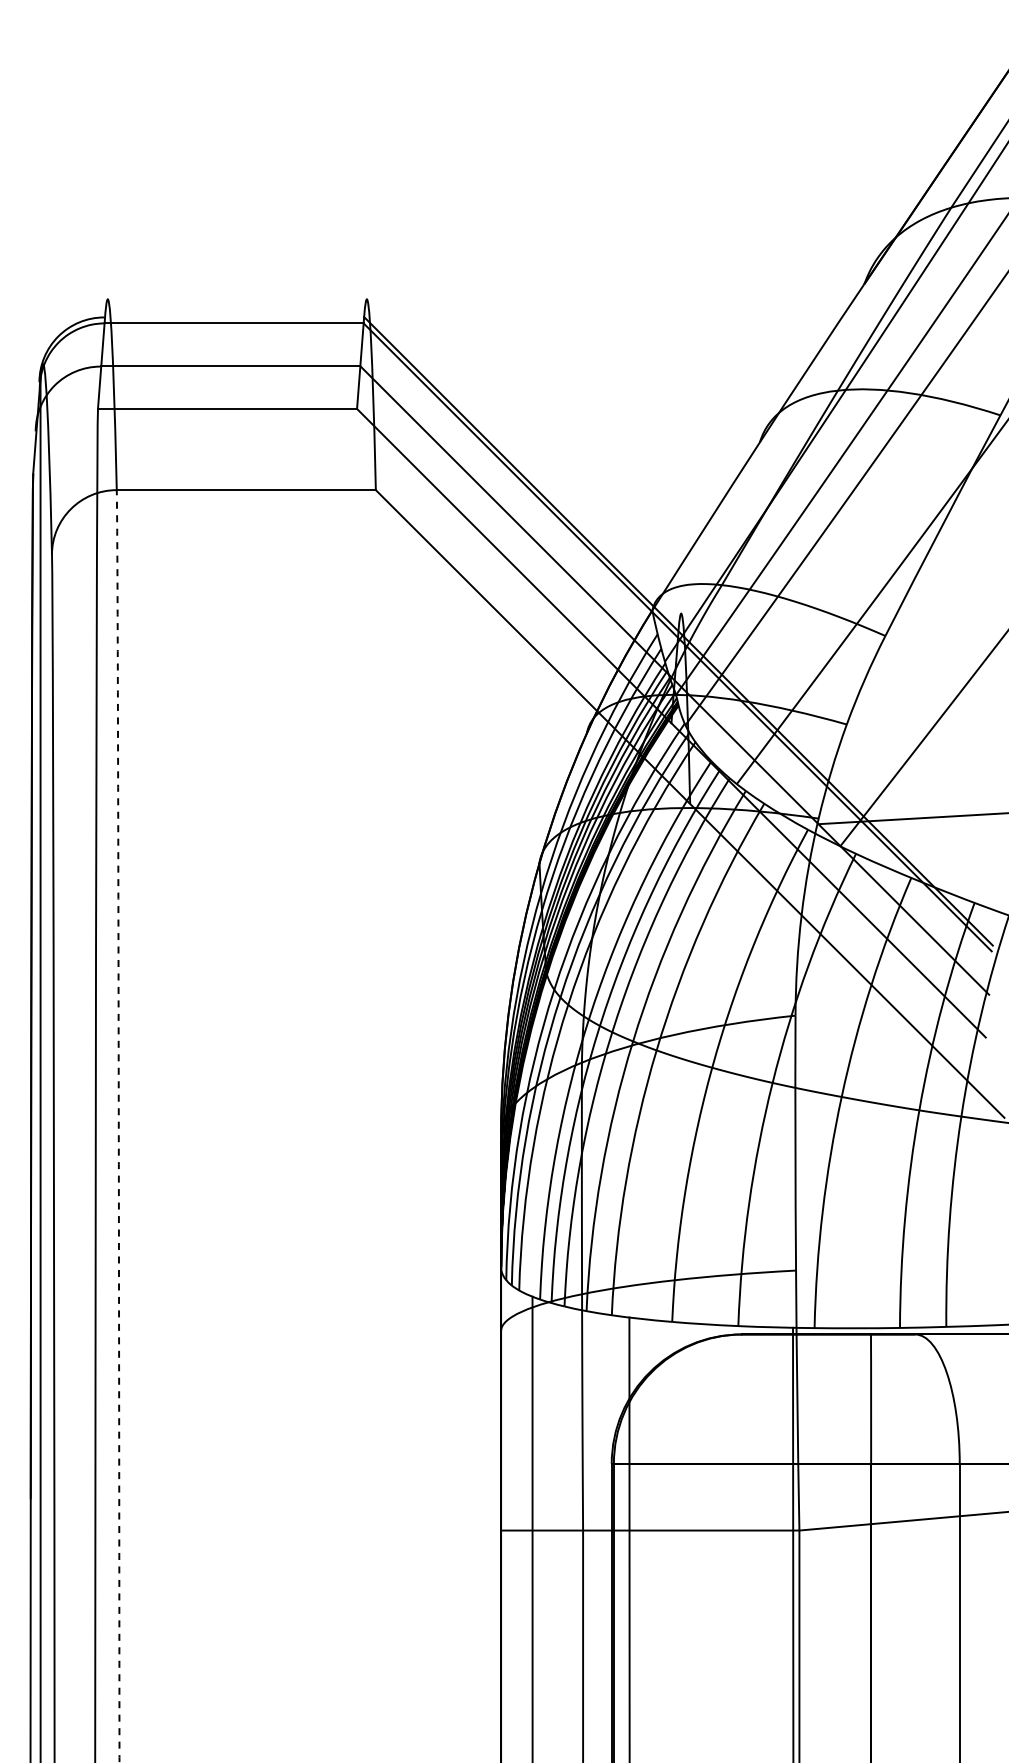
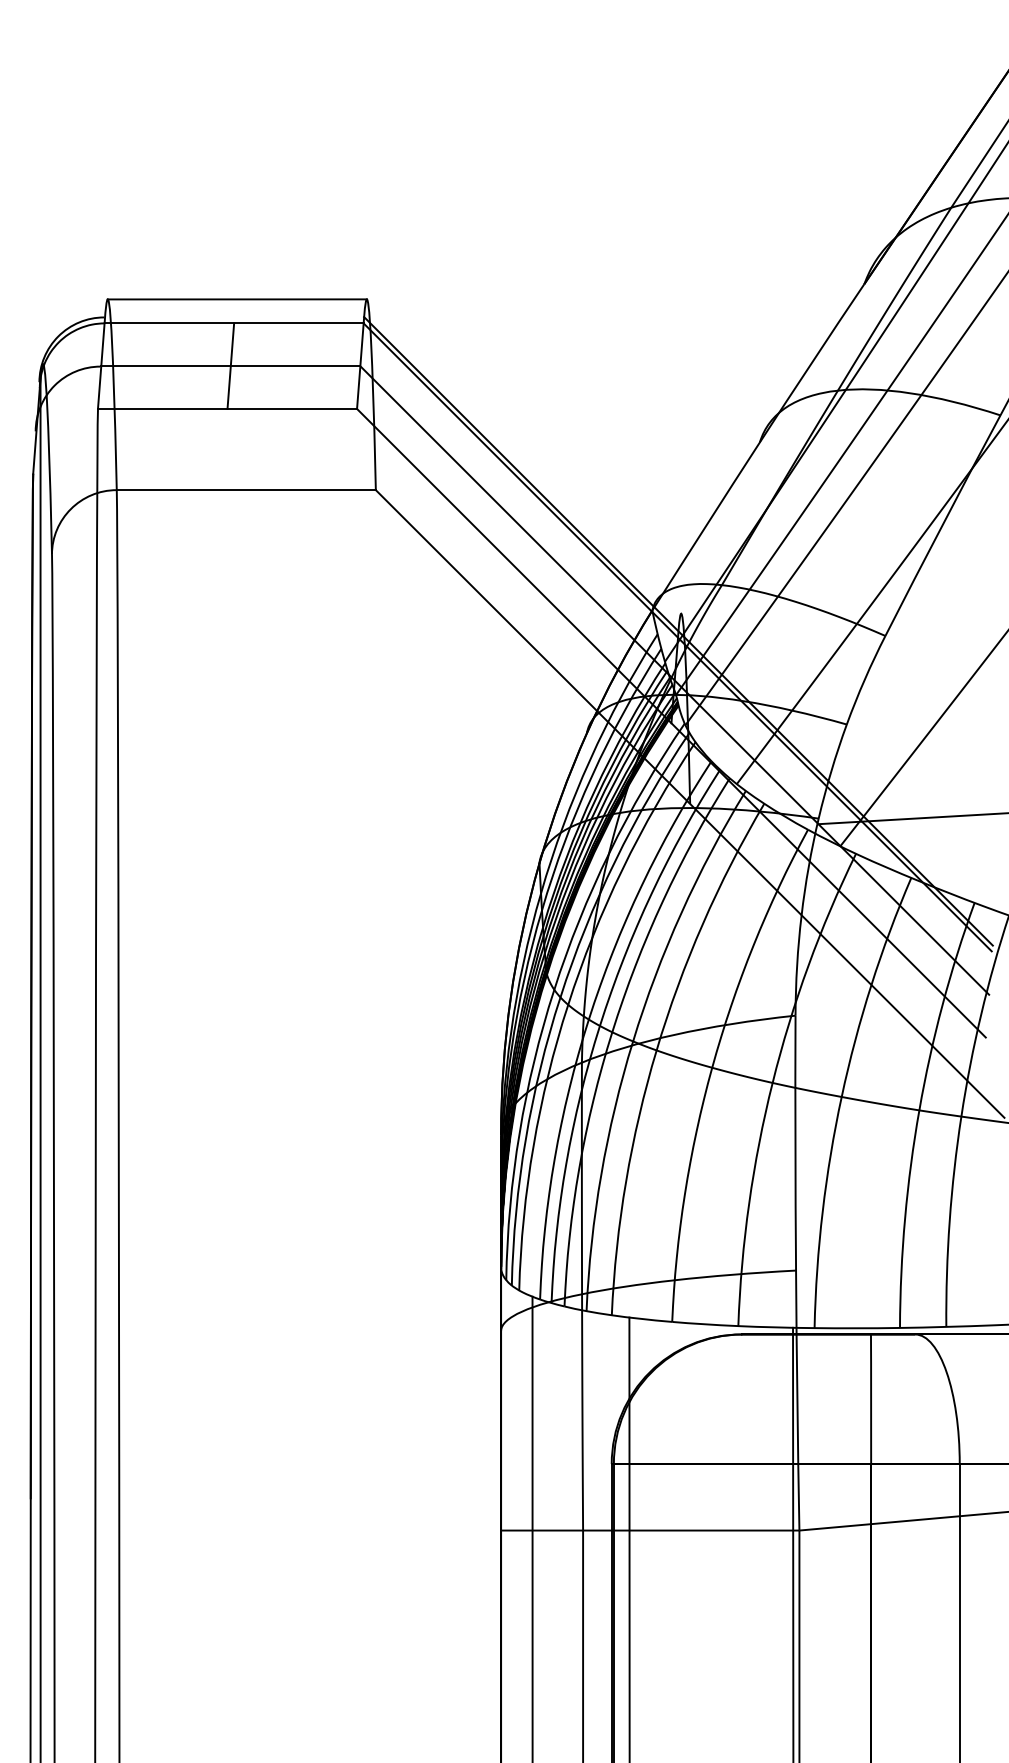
line: none -> present (236, 299)
line: none -> present (230, 365)
arc: dashed -> solid (118, 1114)
